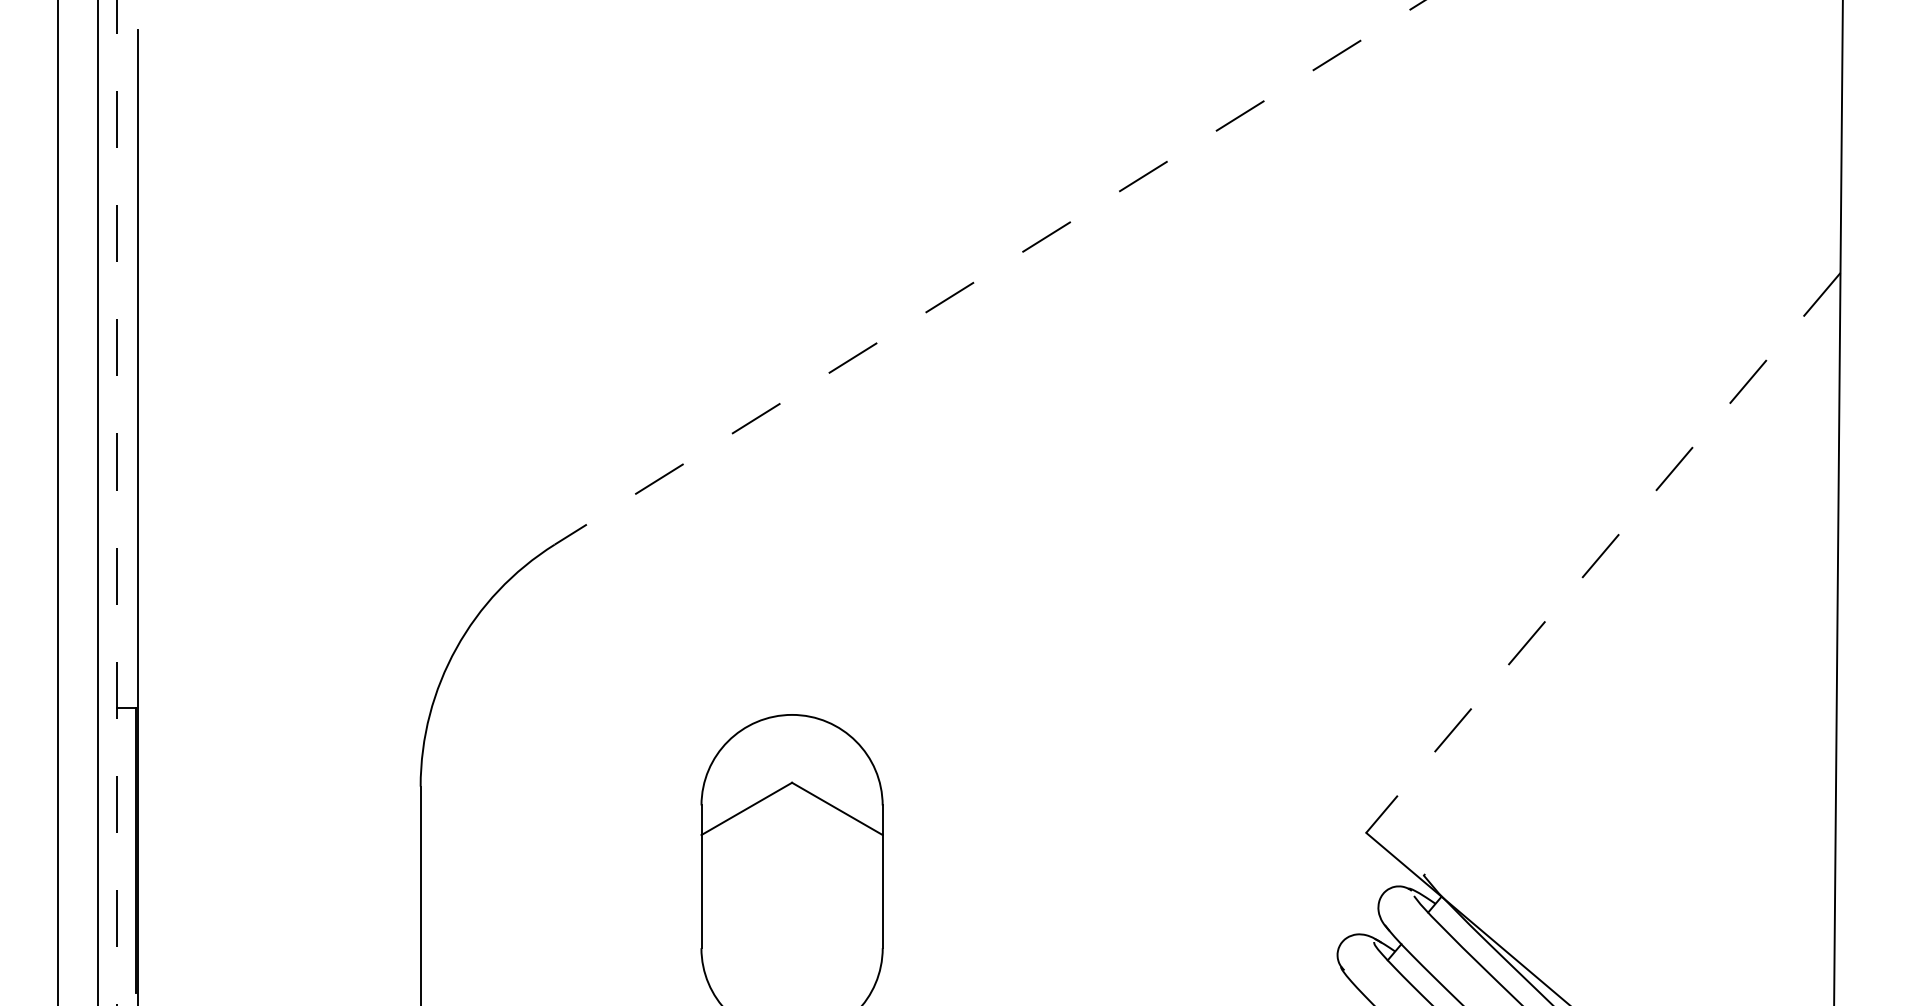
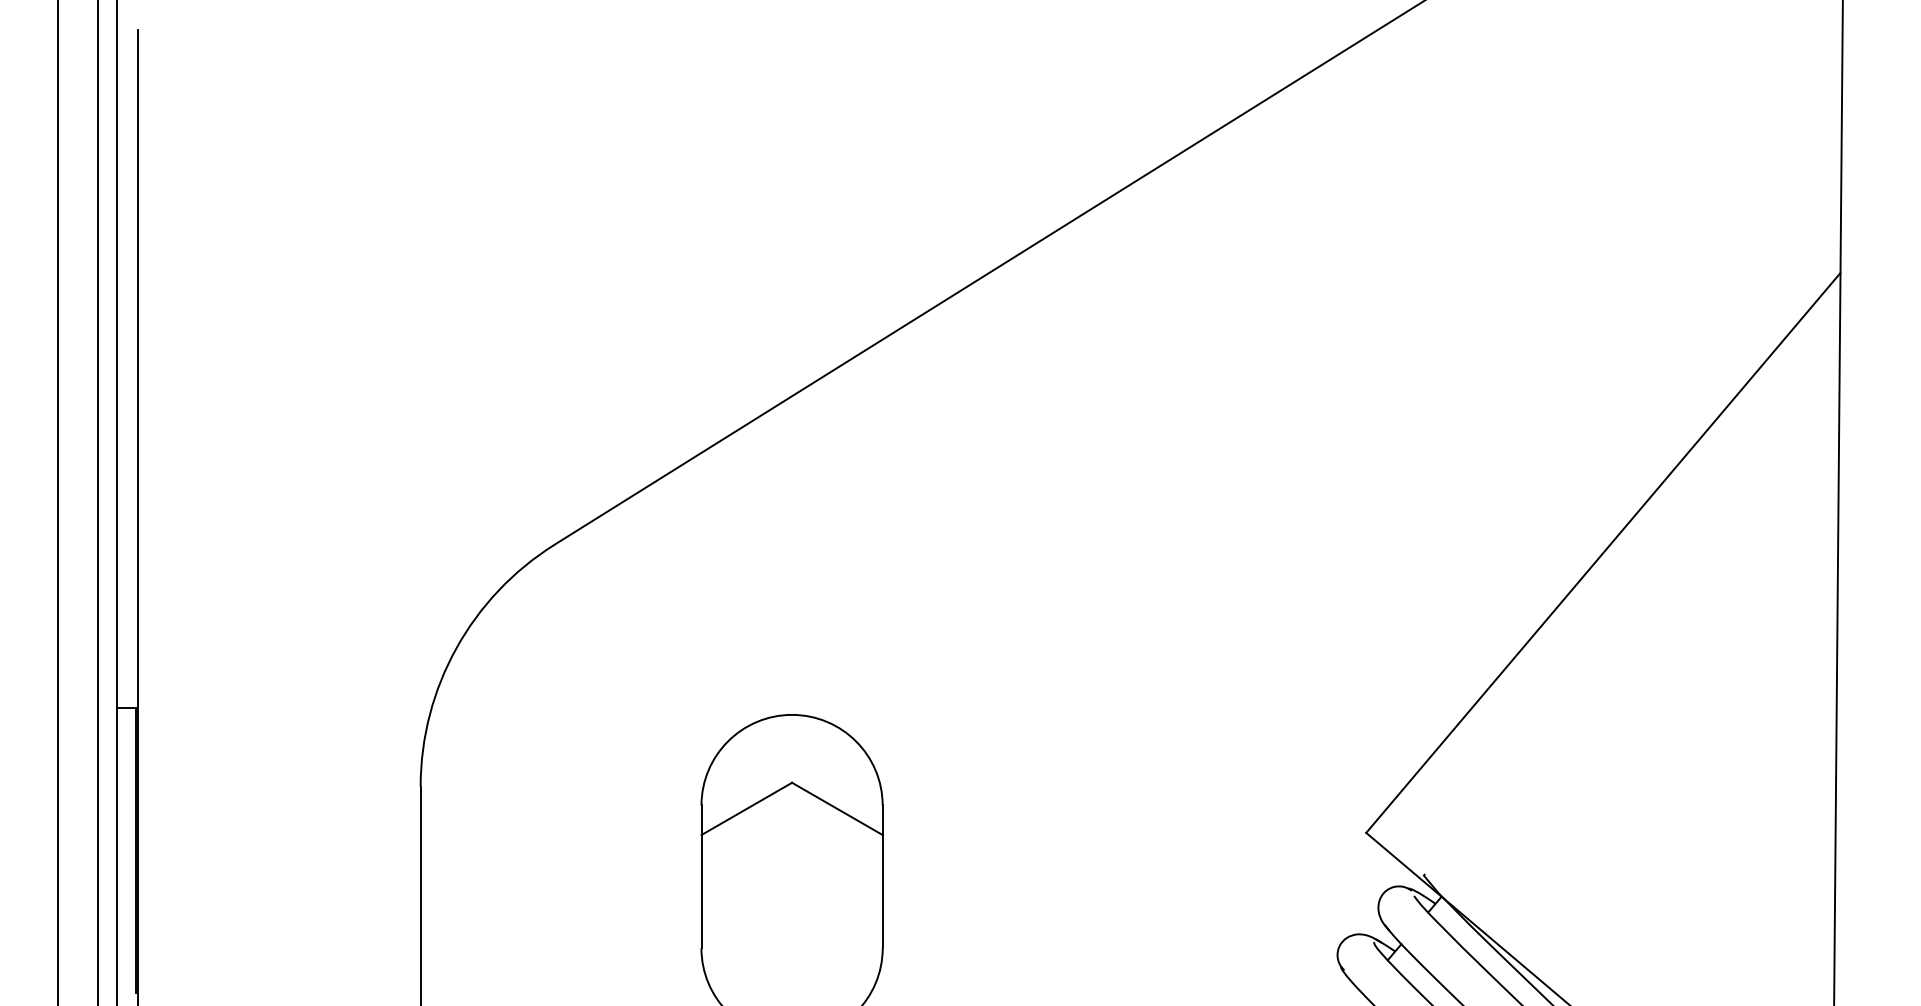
line: dashed -> solid (989, 272)
line: dashed -> solid (117, 502)
line: dashed -> solid (1603, 552)
